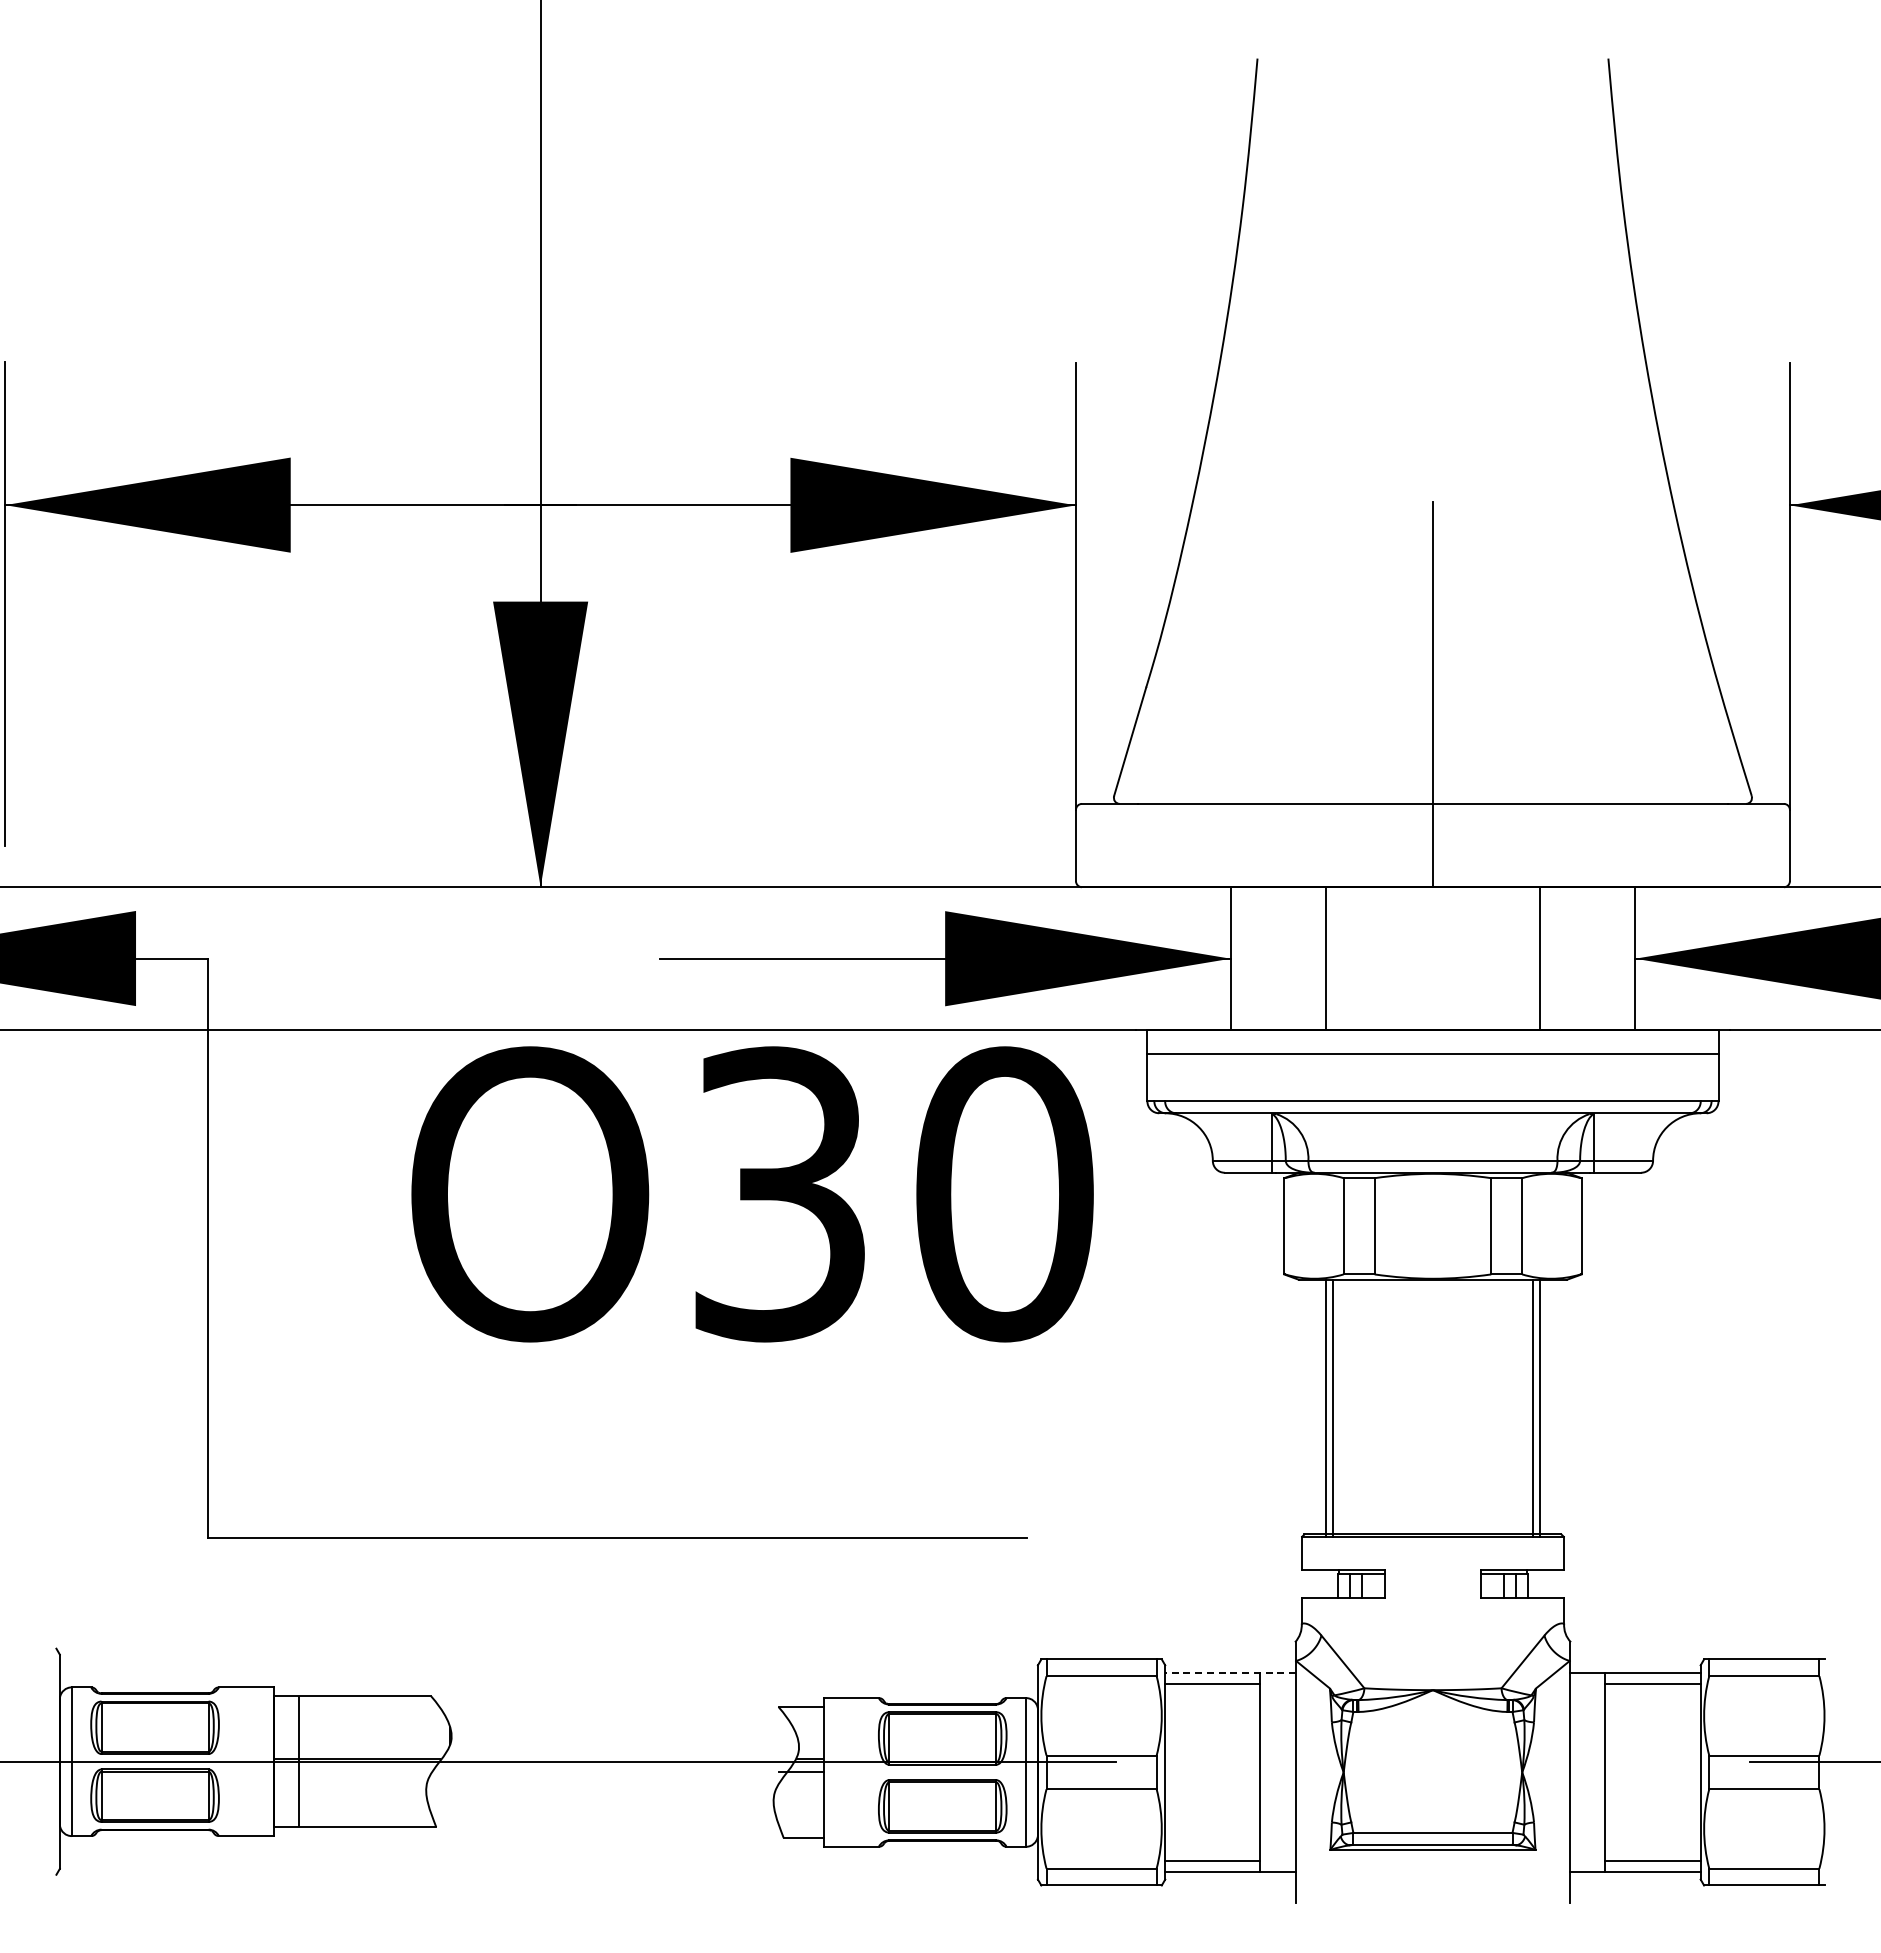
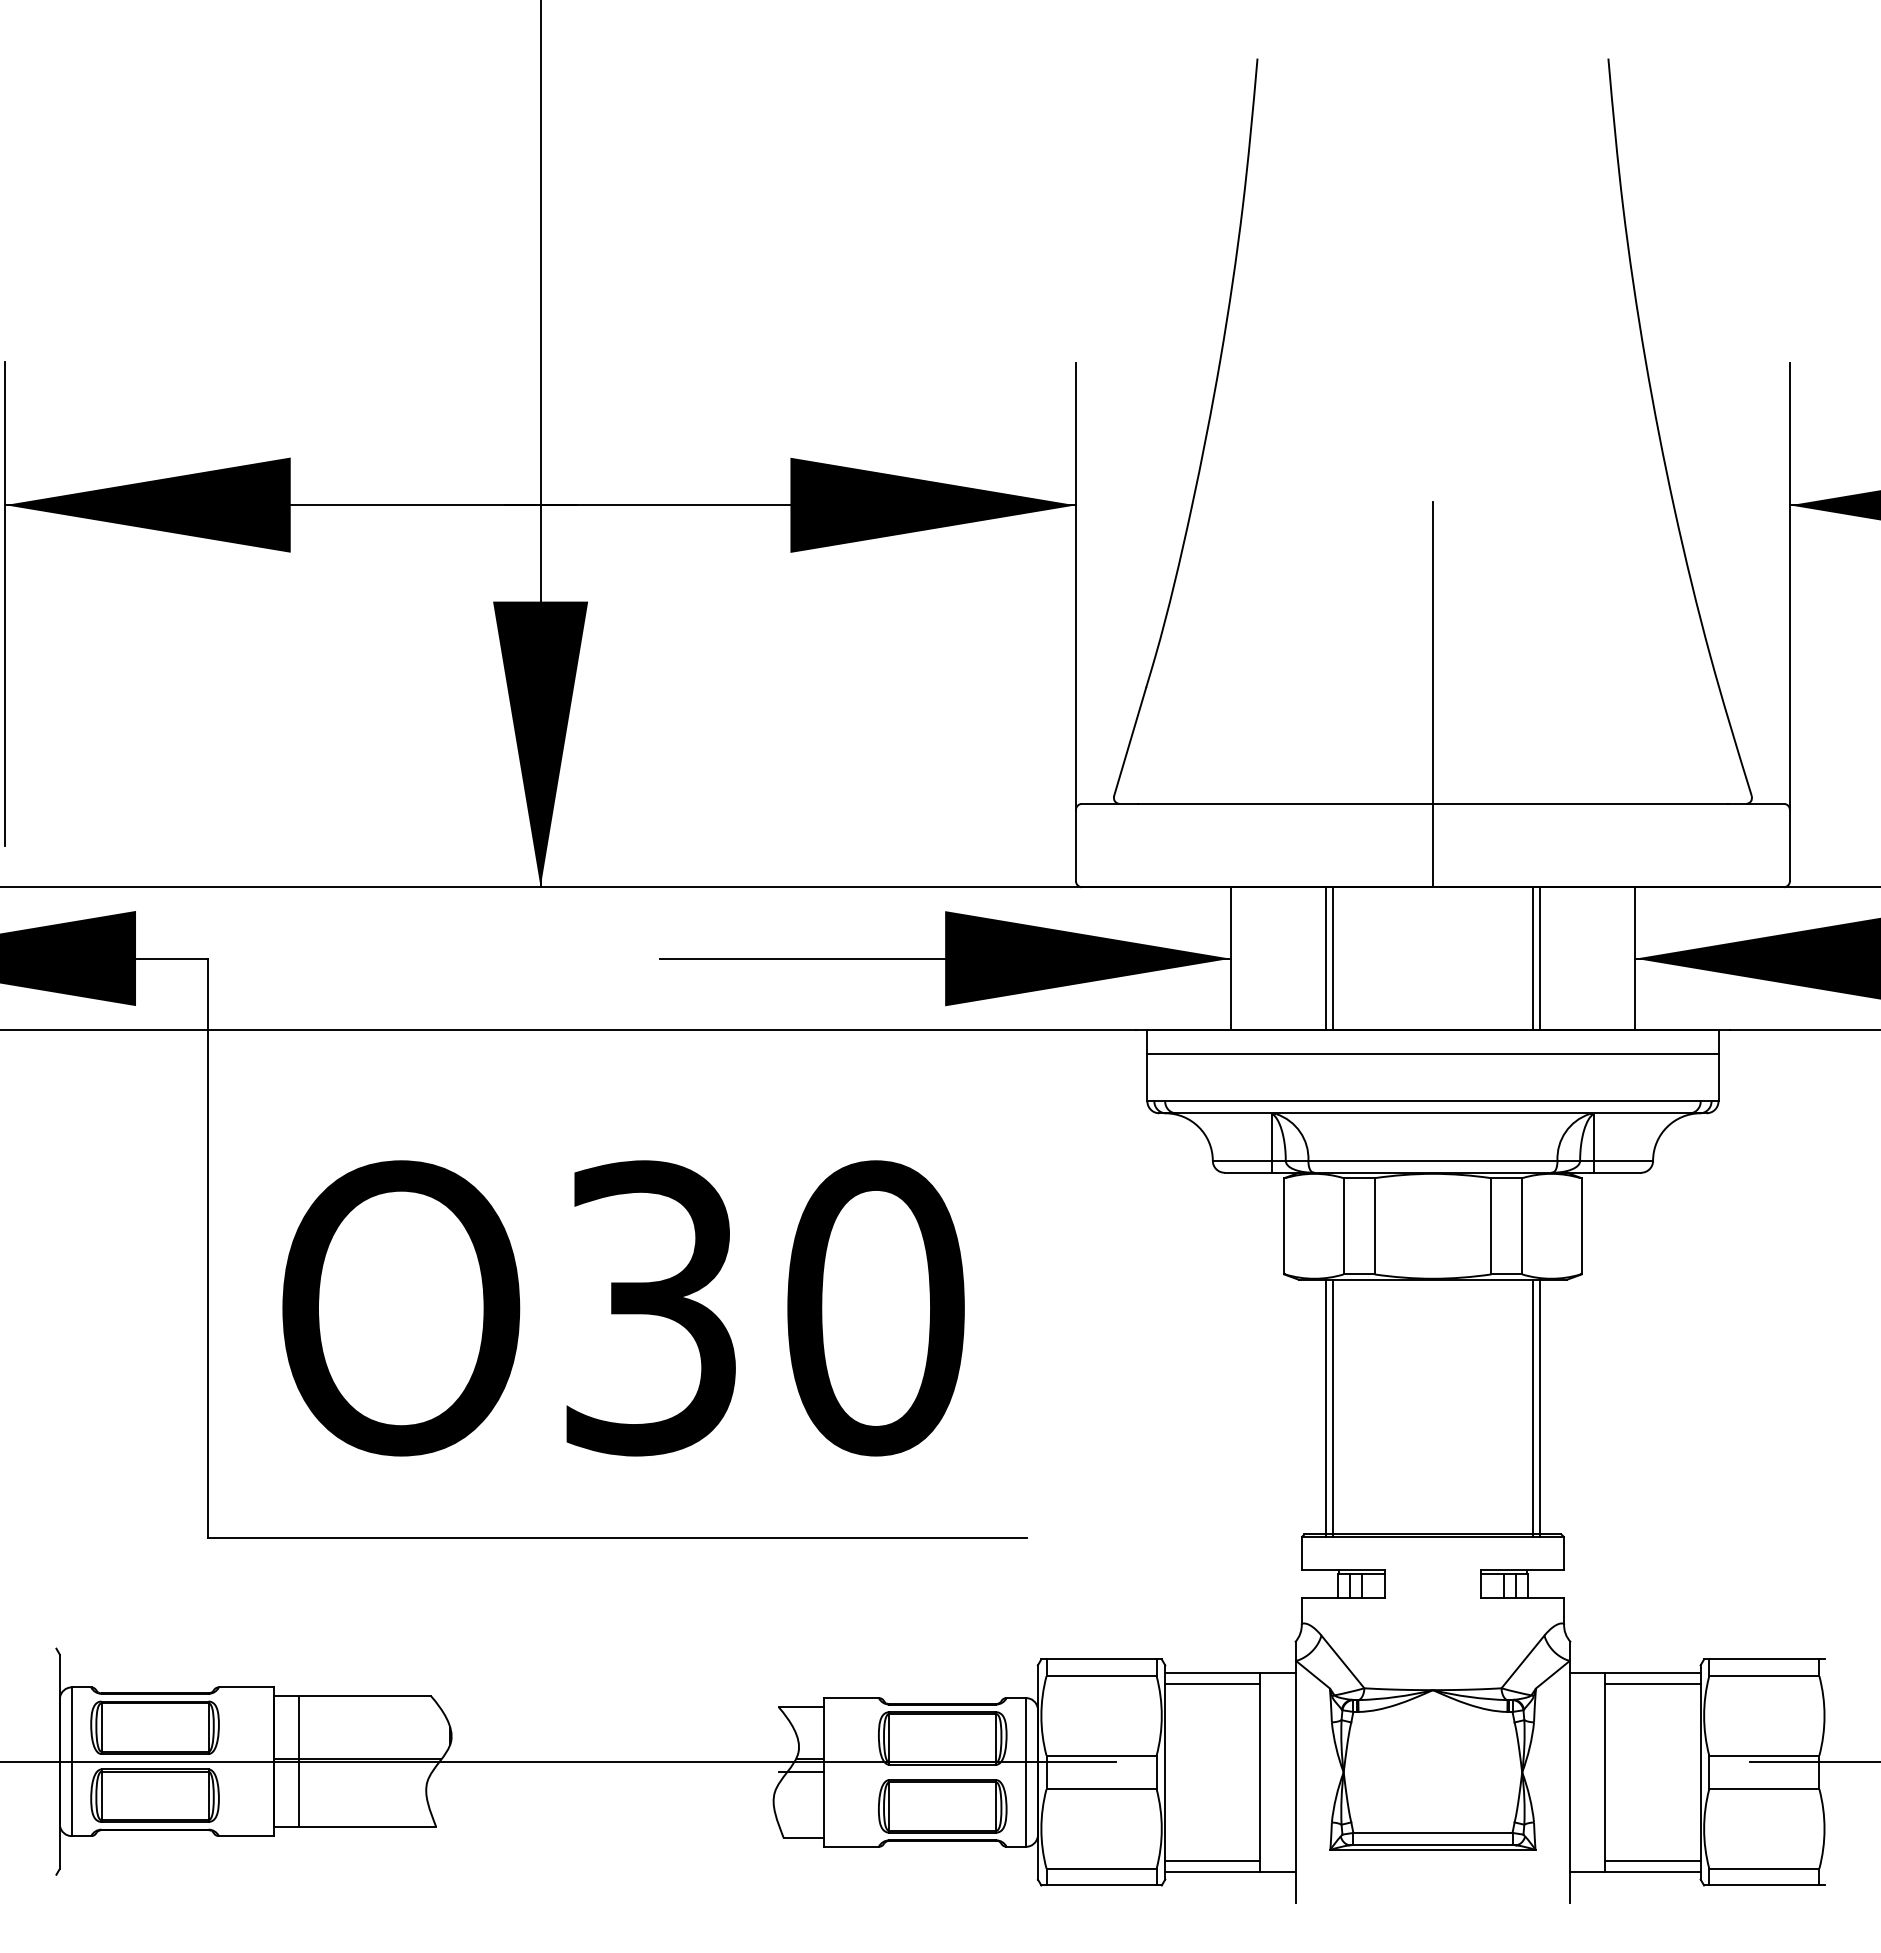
line: none -> present (1333, 958)
line: none -> present (1532, 958)
text position: (752, 1194) -> (623, 1308) (623, 1308)
line: dashed -> solid (1230, 1673)
